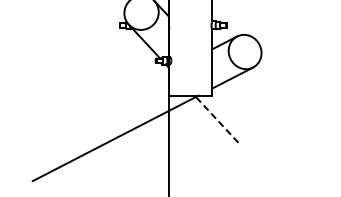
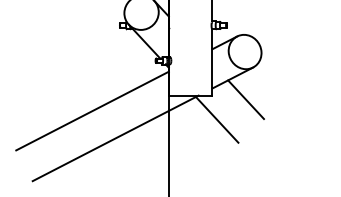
line: none -> present (246, 99)
line: none -> present (92, 110)
line: dashed -> solid (216, 119)
